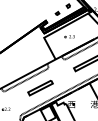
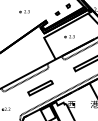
part: none -> present (24, 11)
